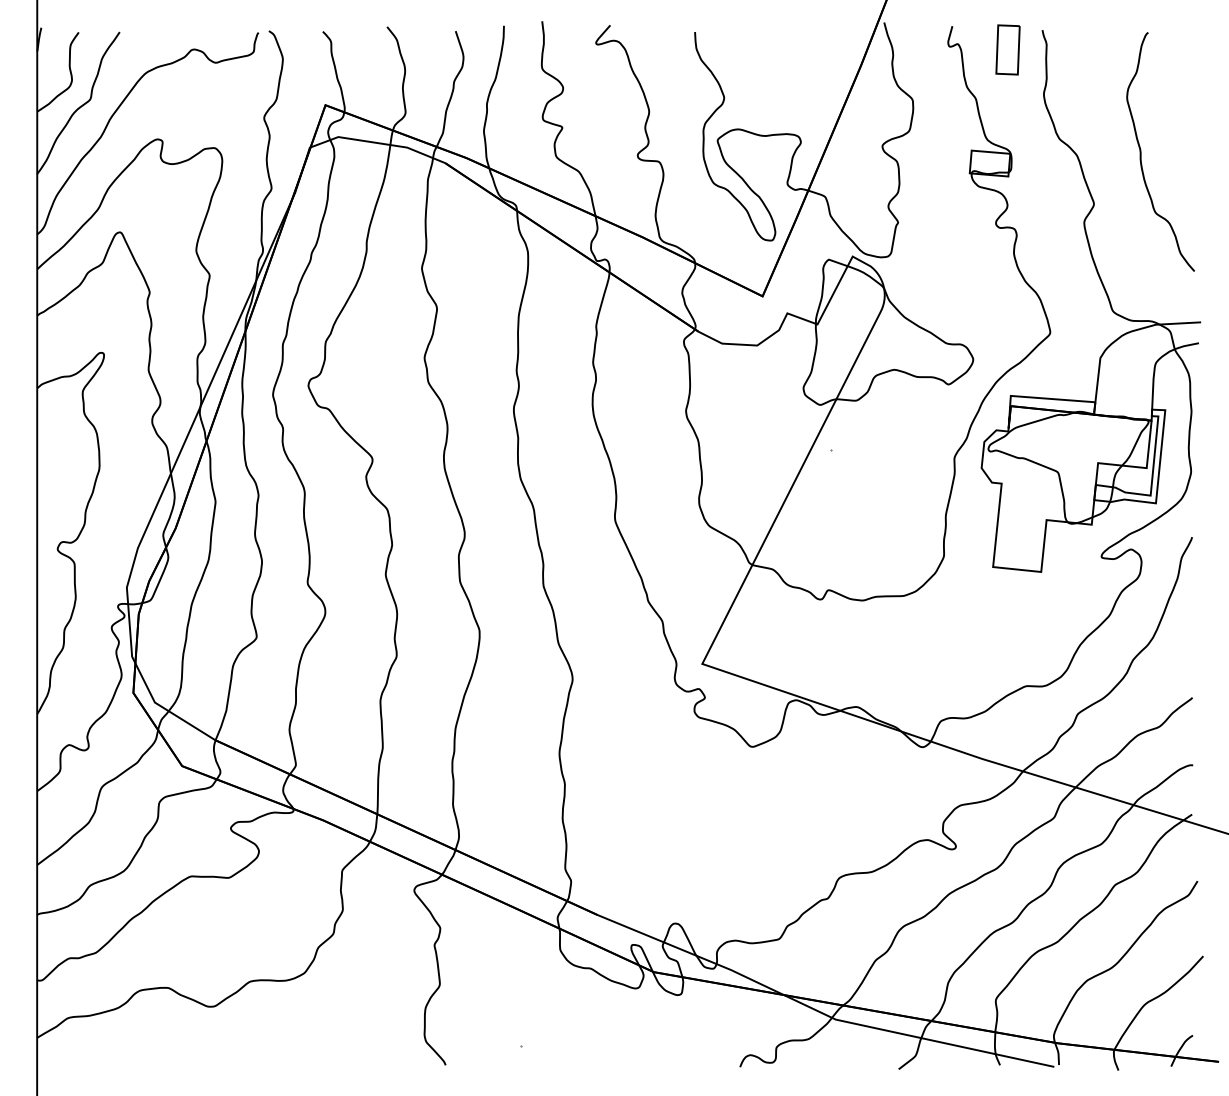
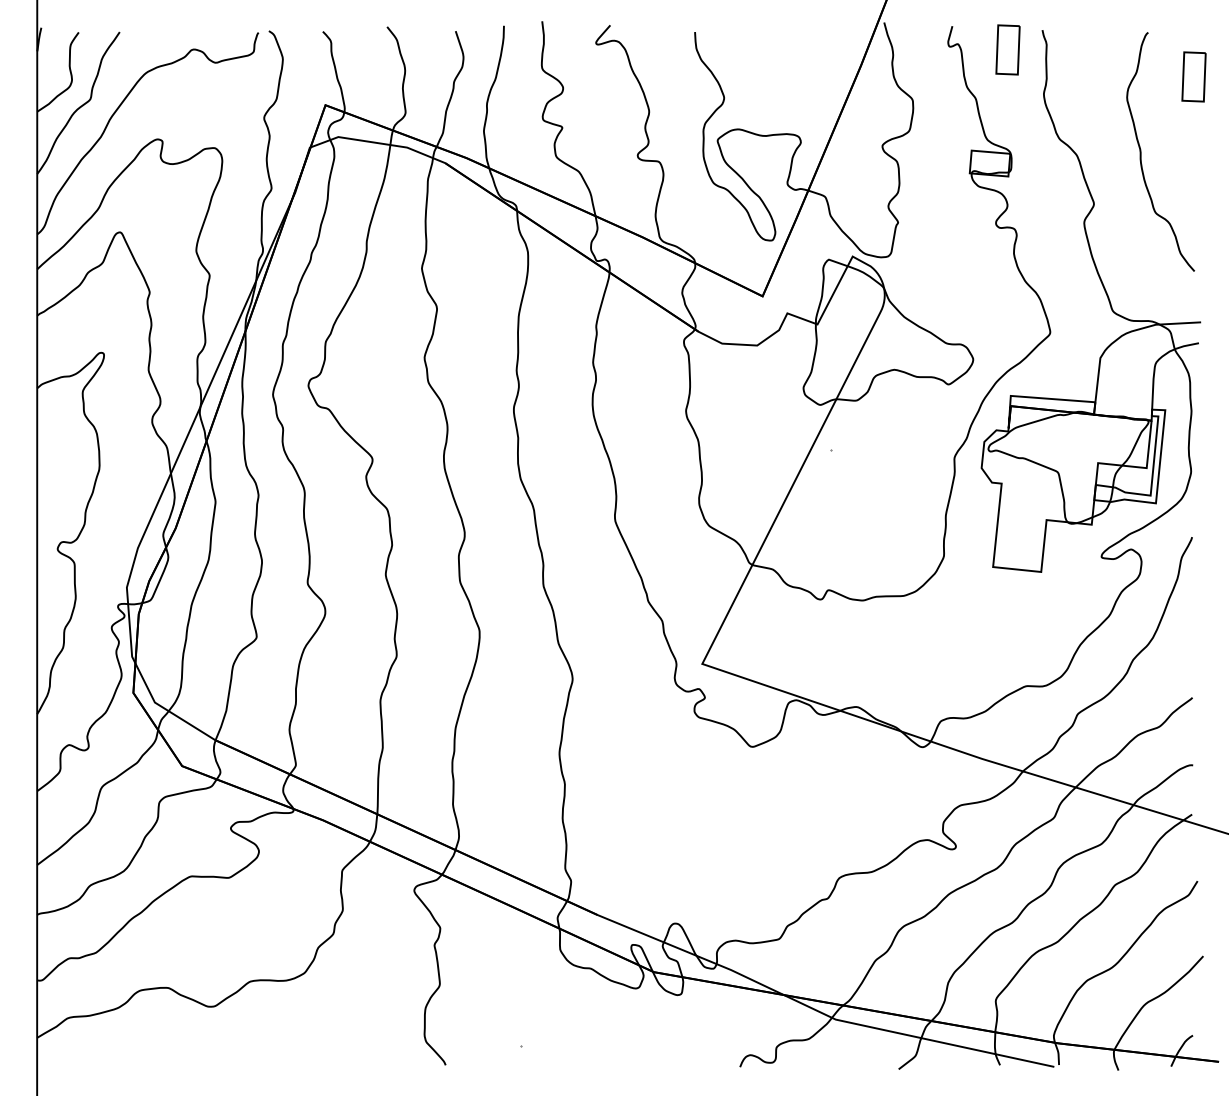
part: none -> present (1193, 76)
